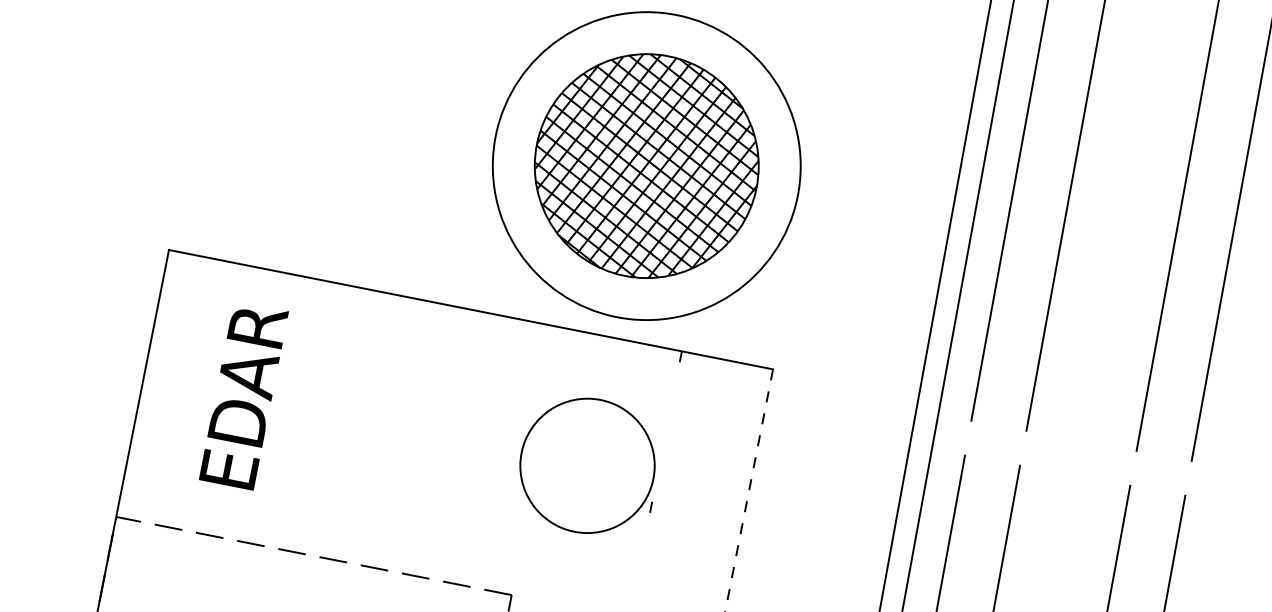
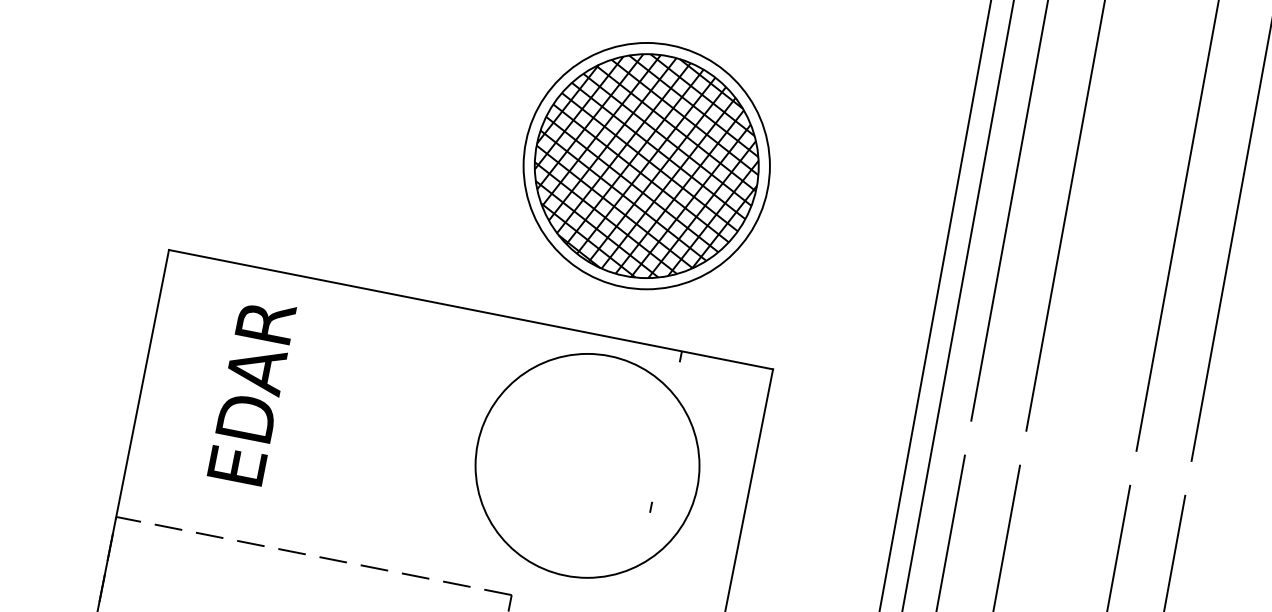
circle diameter: 308 px -> 246 px (646, 165)
text position: (243, 399) -> (251, 395) (251, 395)
circle diameter: 134 px -> 224 px (587, 465)
line: dashed -> solid (749, 490)
